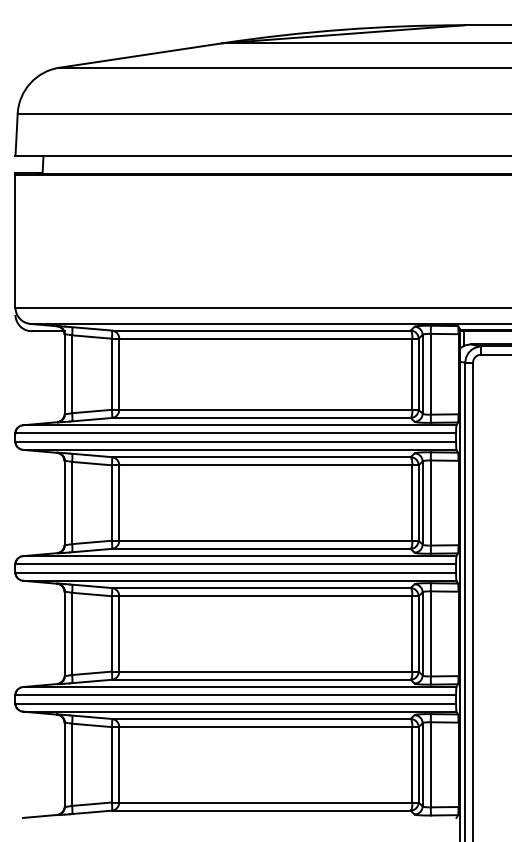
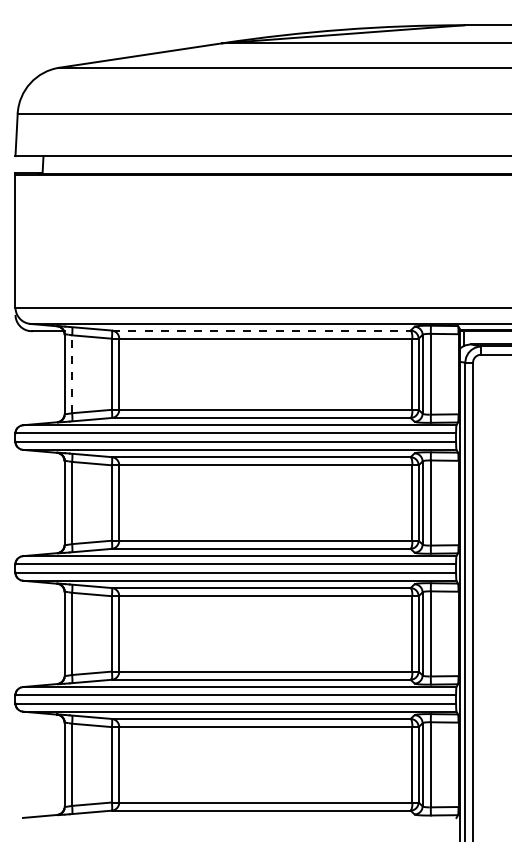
line: solid -> dashed (261, 330)
line: solid -> dashed (72, 374)
